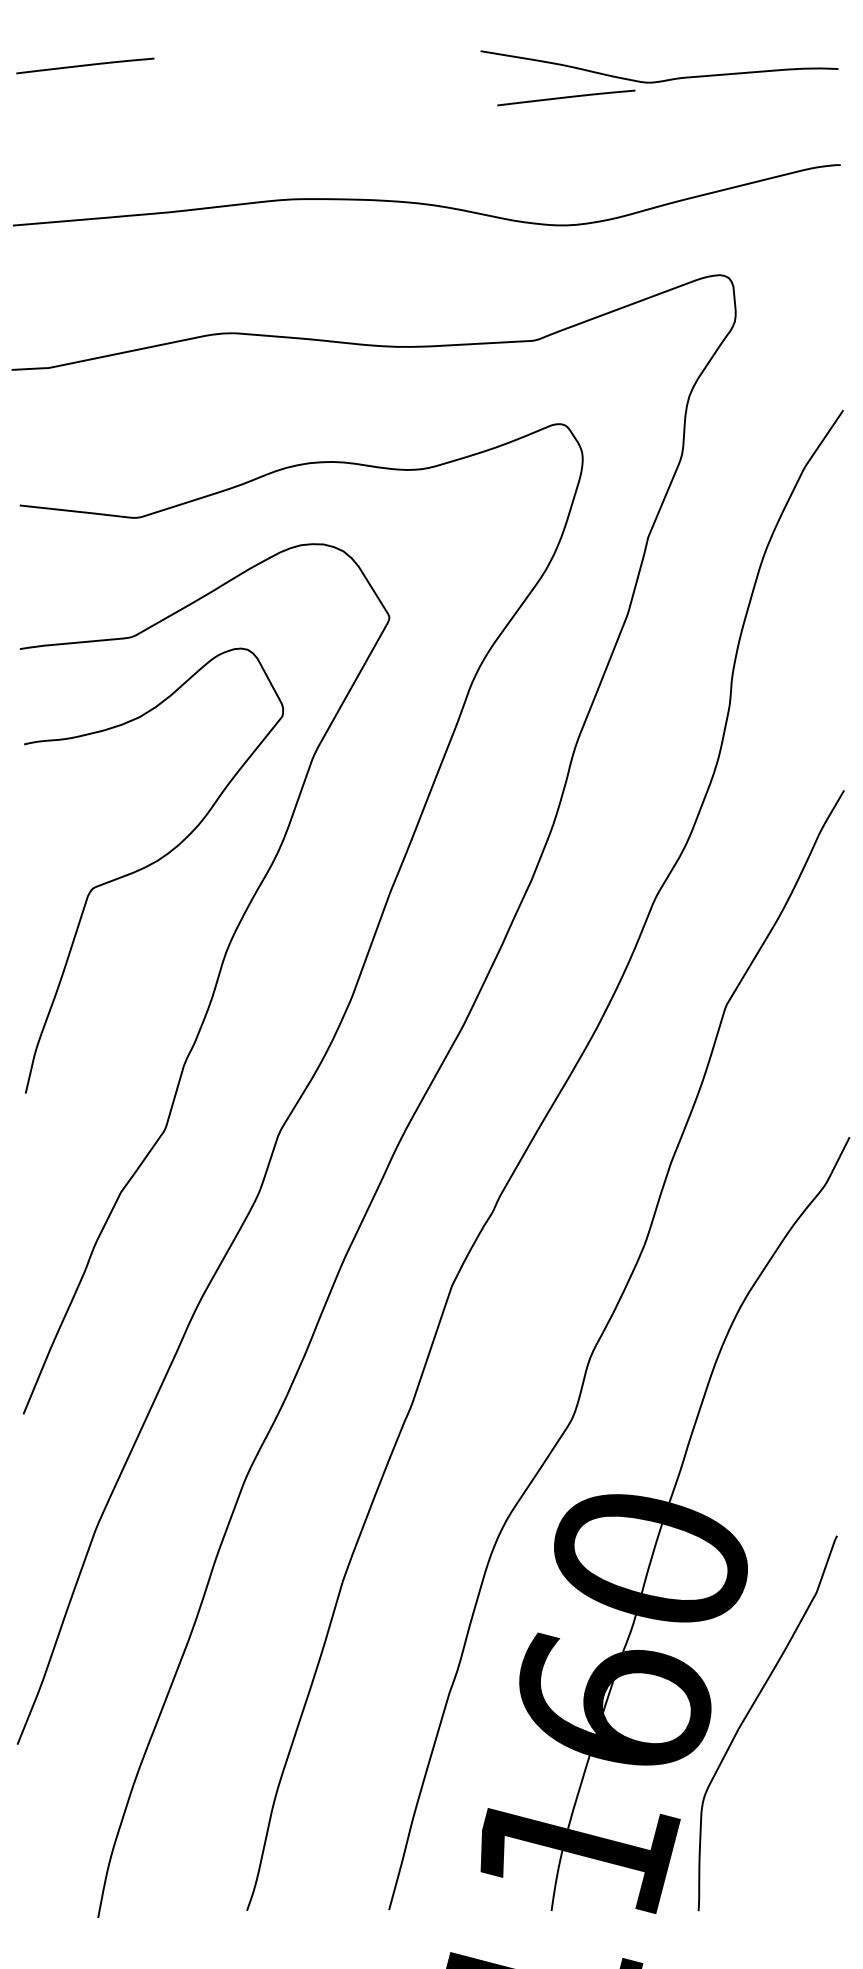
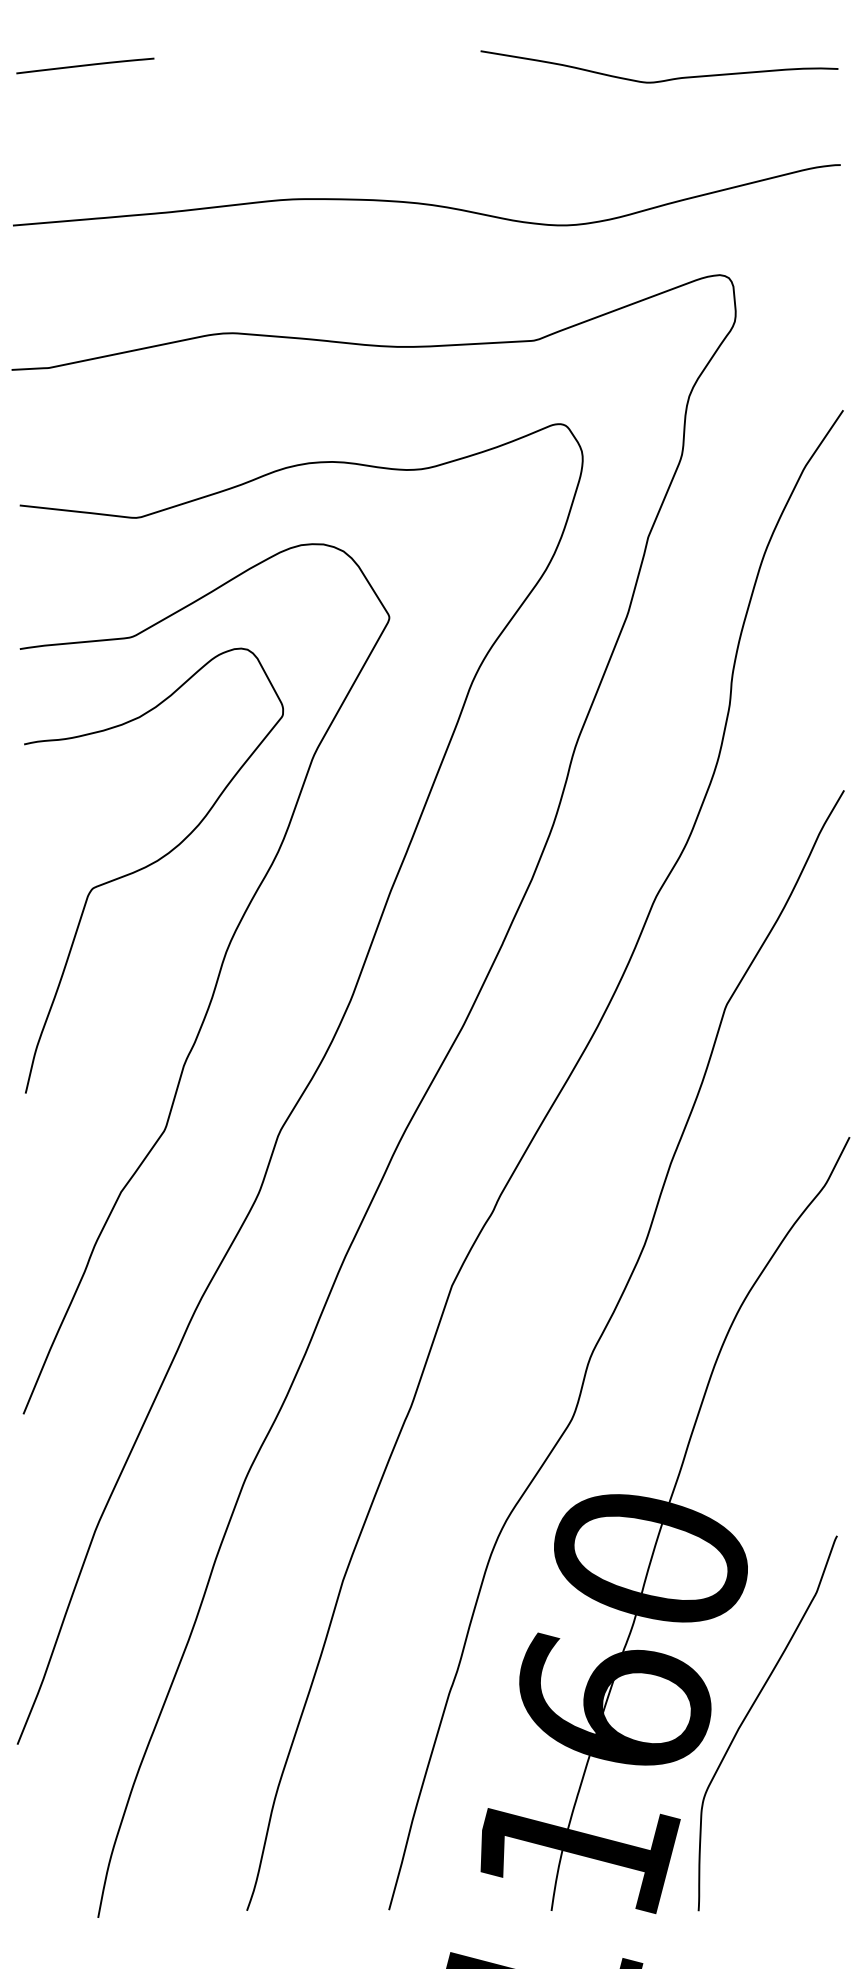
line: present -> none (566, 97)
